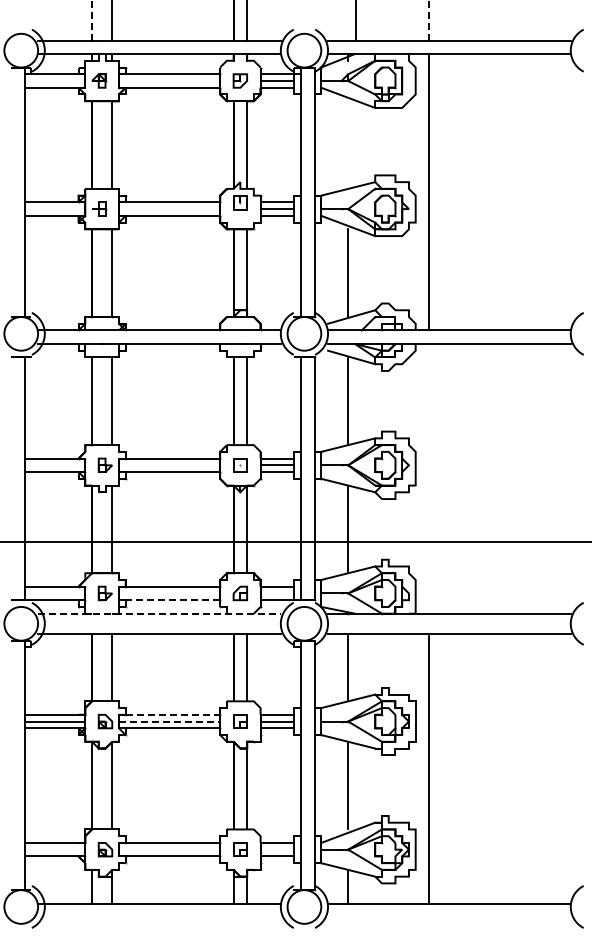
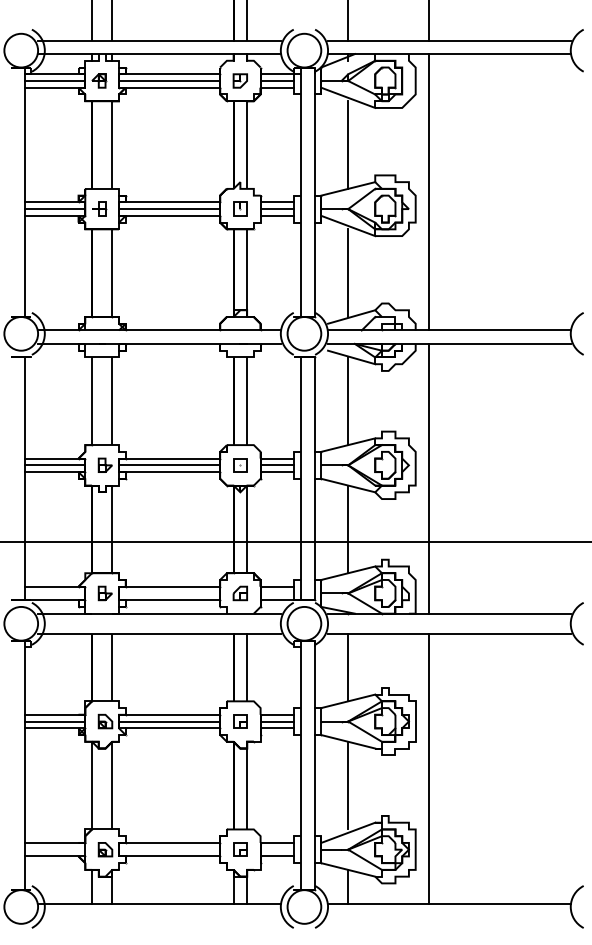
line: dashed -> solid (92, 19)
line: dashed -> solid (429, 20)
line position: (356, 21) -> (348, 21) (348, 21)
line: none -> present (54, 81)
line: none -> present (169, 81)
line: none -> present (348, 144)
part position: (240, 202) -> (240, 208) (240, 208)
line: none -> present (54, 209)
line: none -> present (169, 209)
line: none -> present (54, 465)
line: none -> present (169, 465)
line: none -> present (429, 478)
line: dashed -> solid (169, 600)
line: dashed -> solid (159, 613)
line: dashed -> solid (173, 714)
line: dashed -> solid (169, 721)
